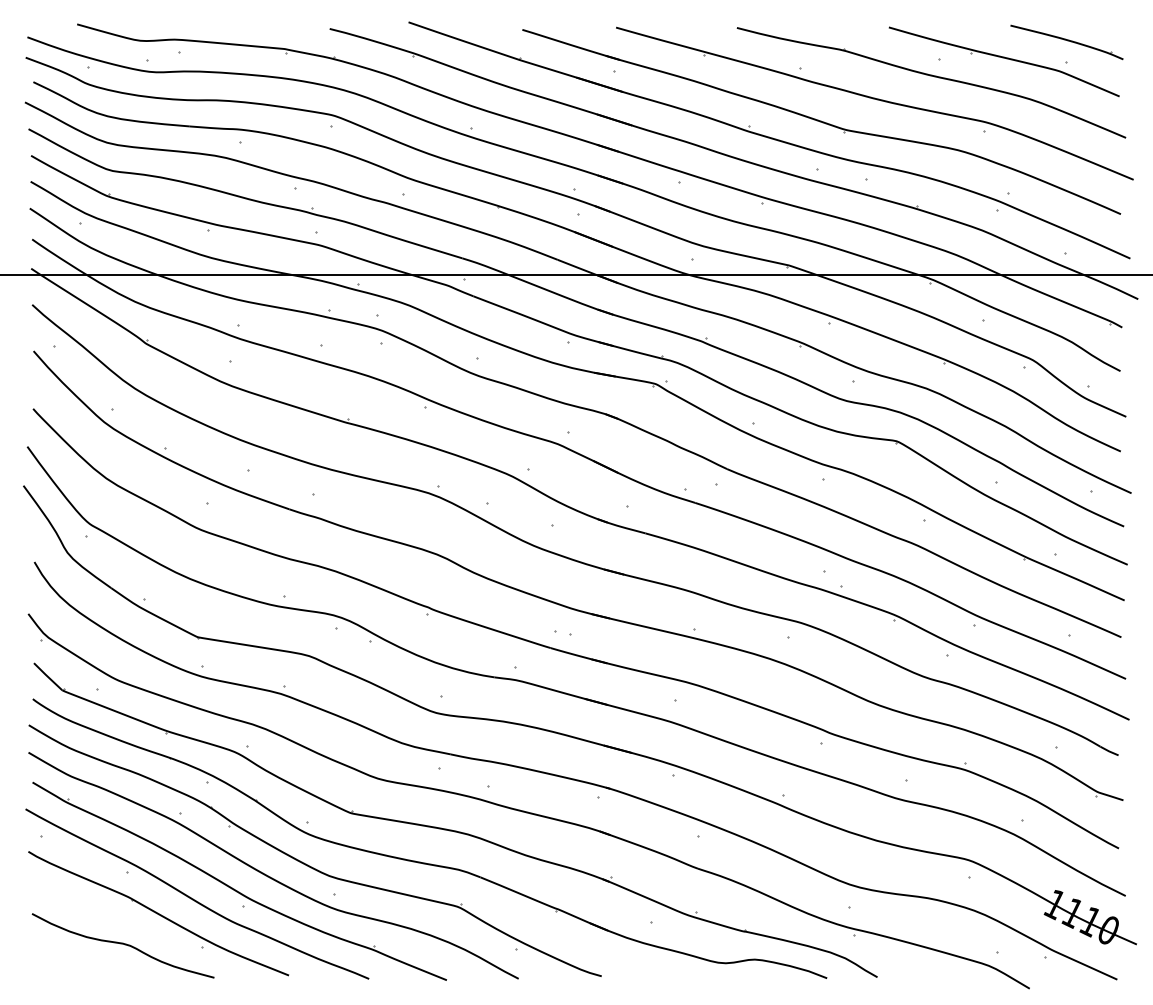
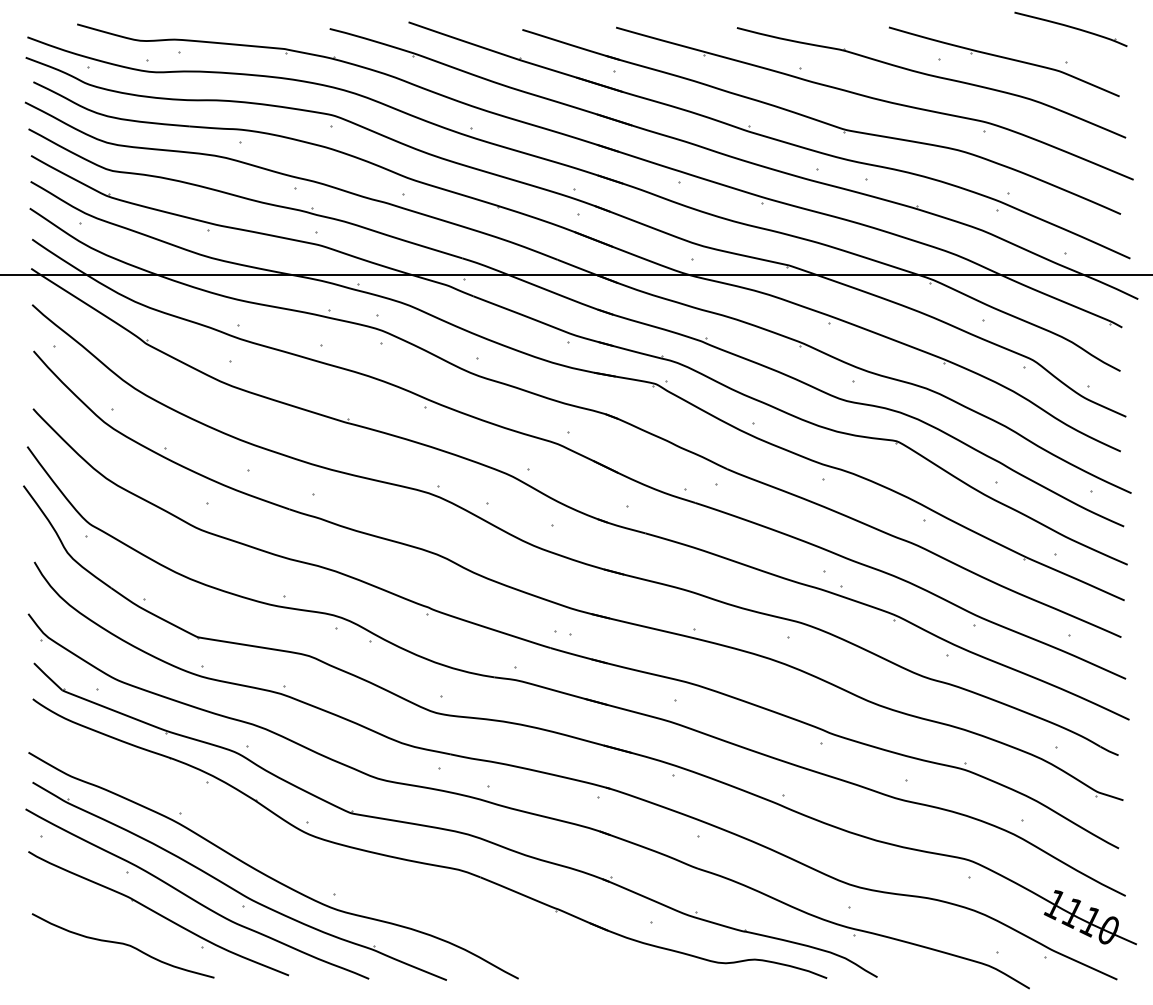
part position: (1066, 42) -> (1070, 29) (1070, 29)
part: present -> none (306, 863)
